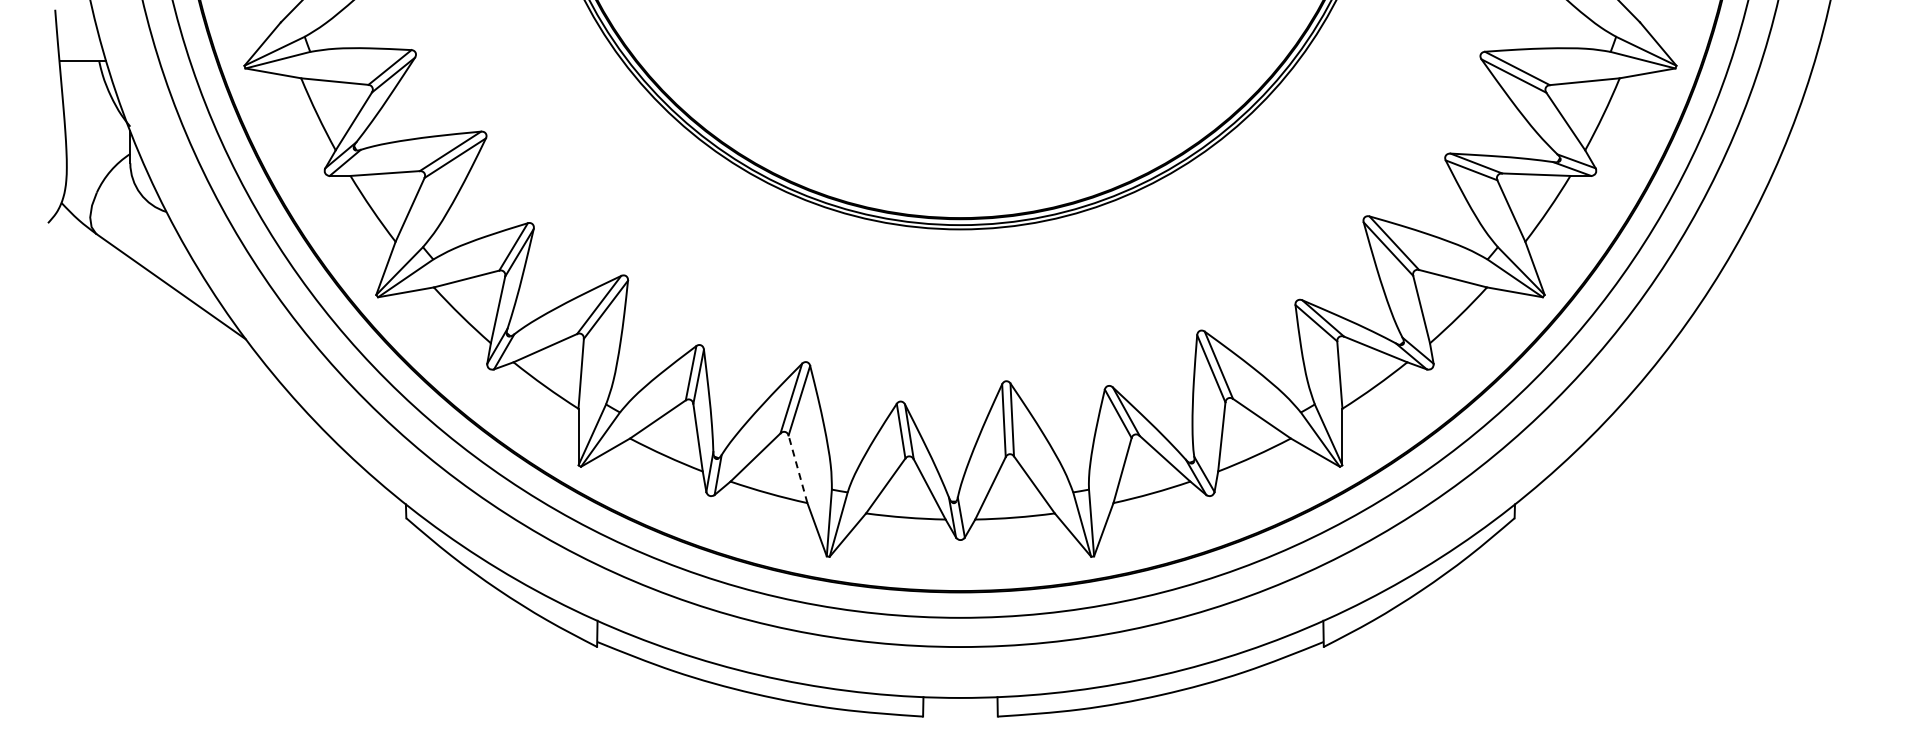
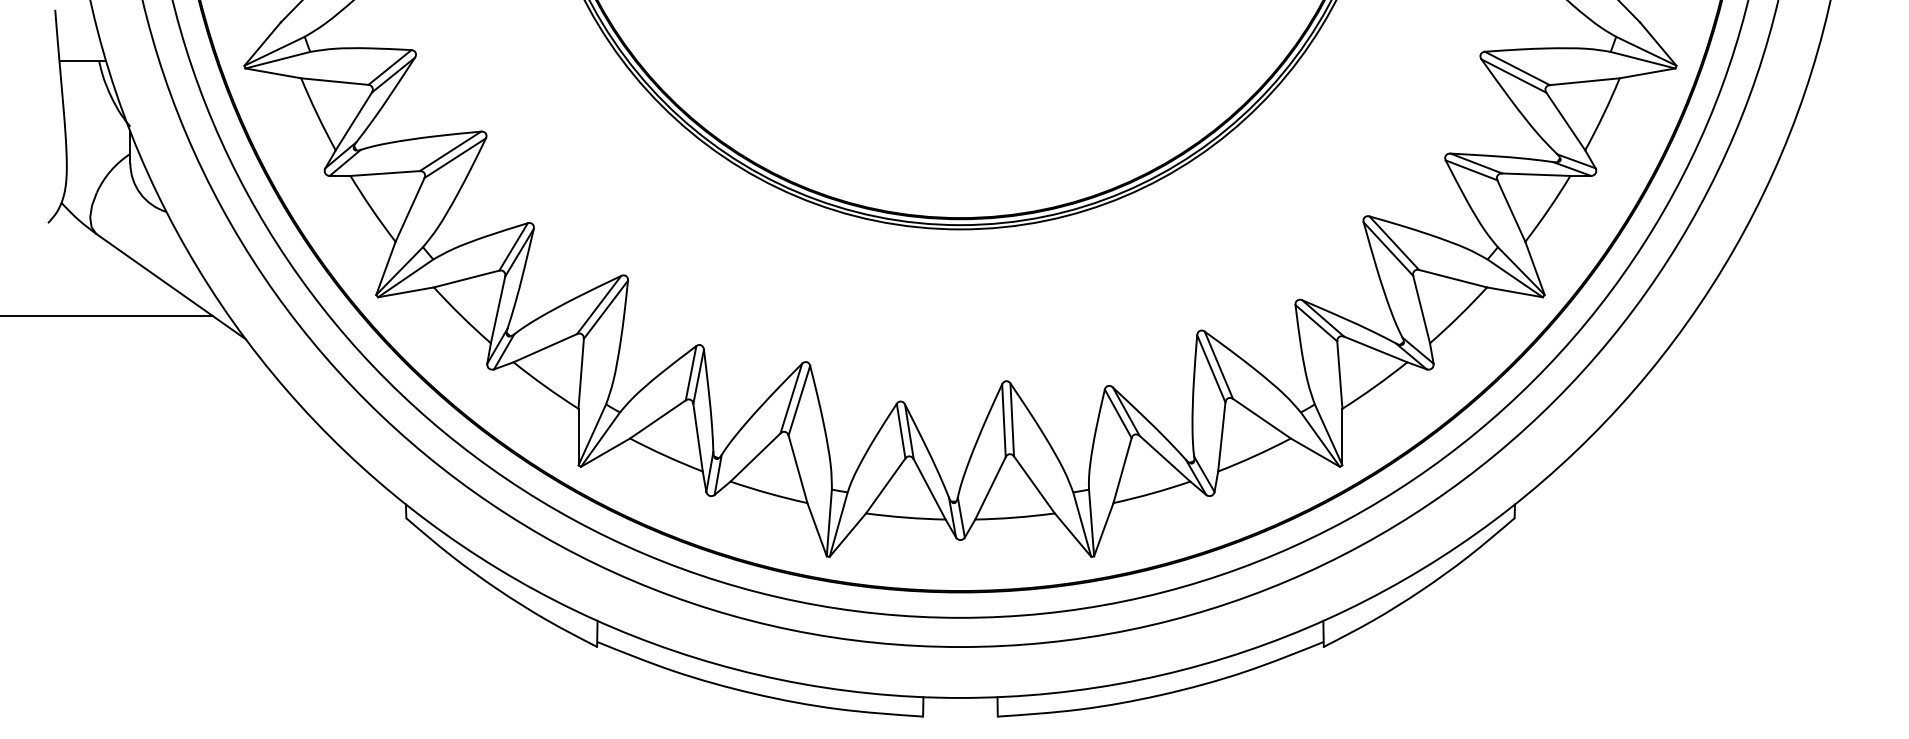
line: none -> present (107, 316)
line: dashed -> solid (797, 468)
